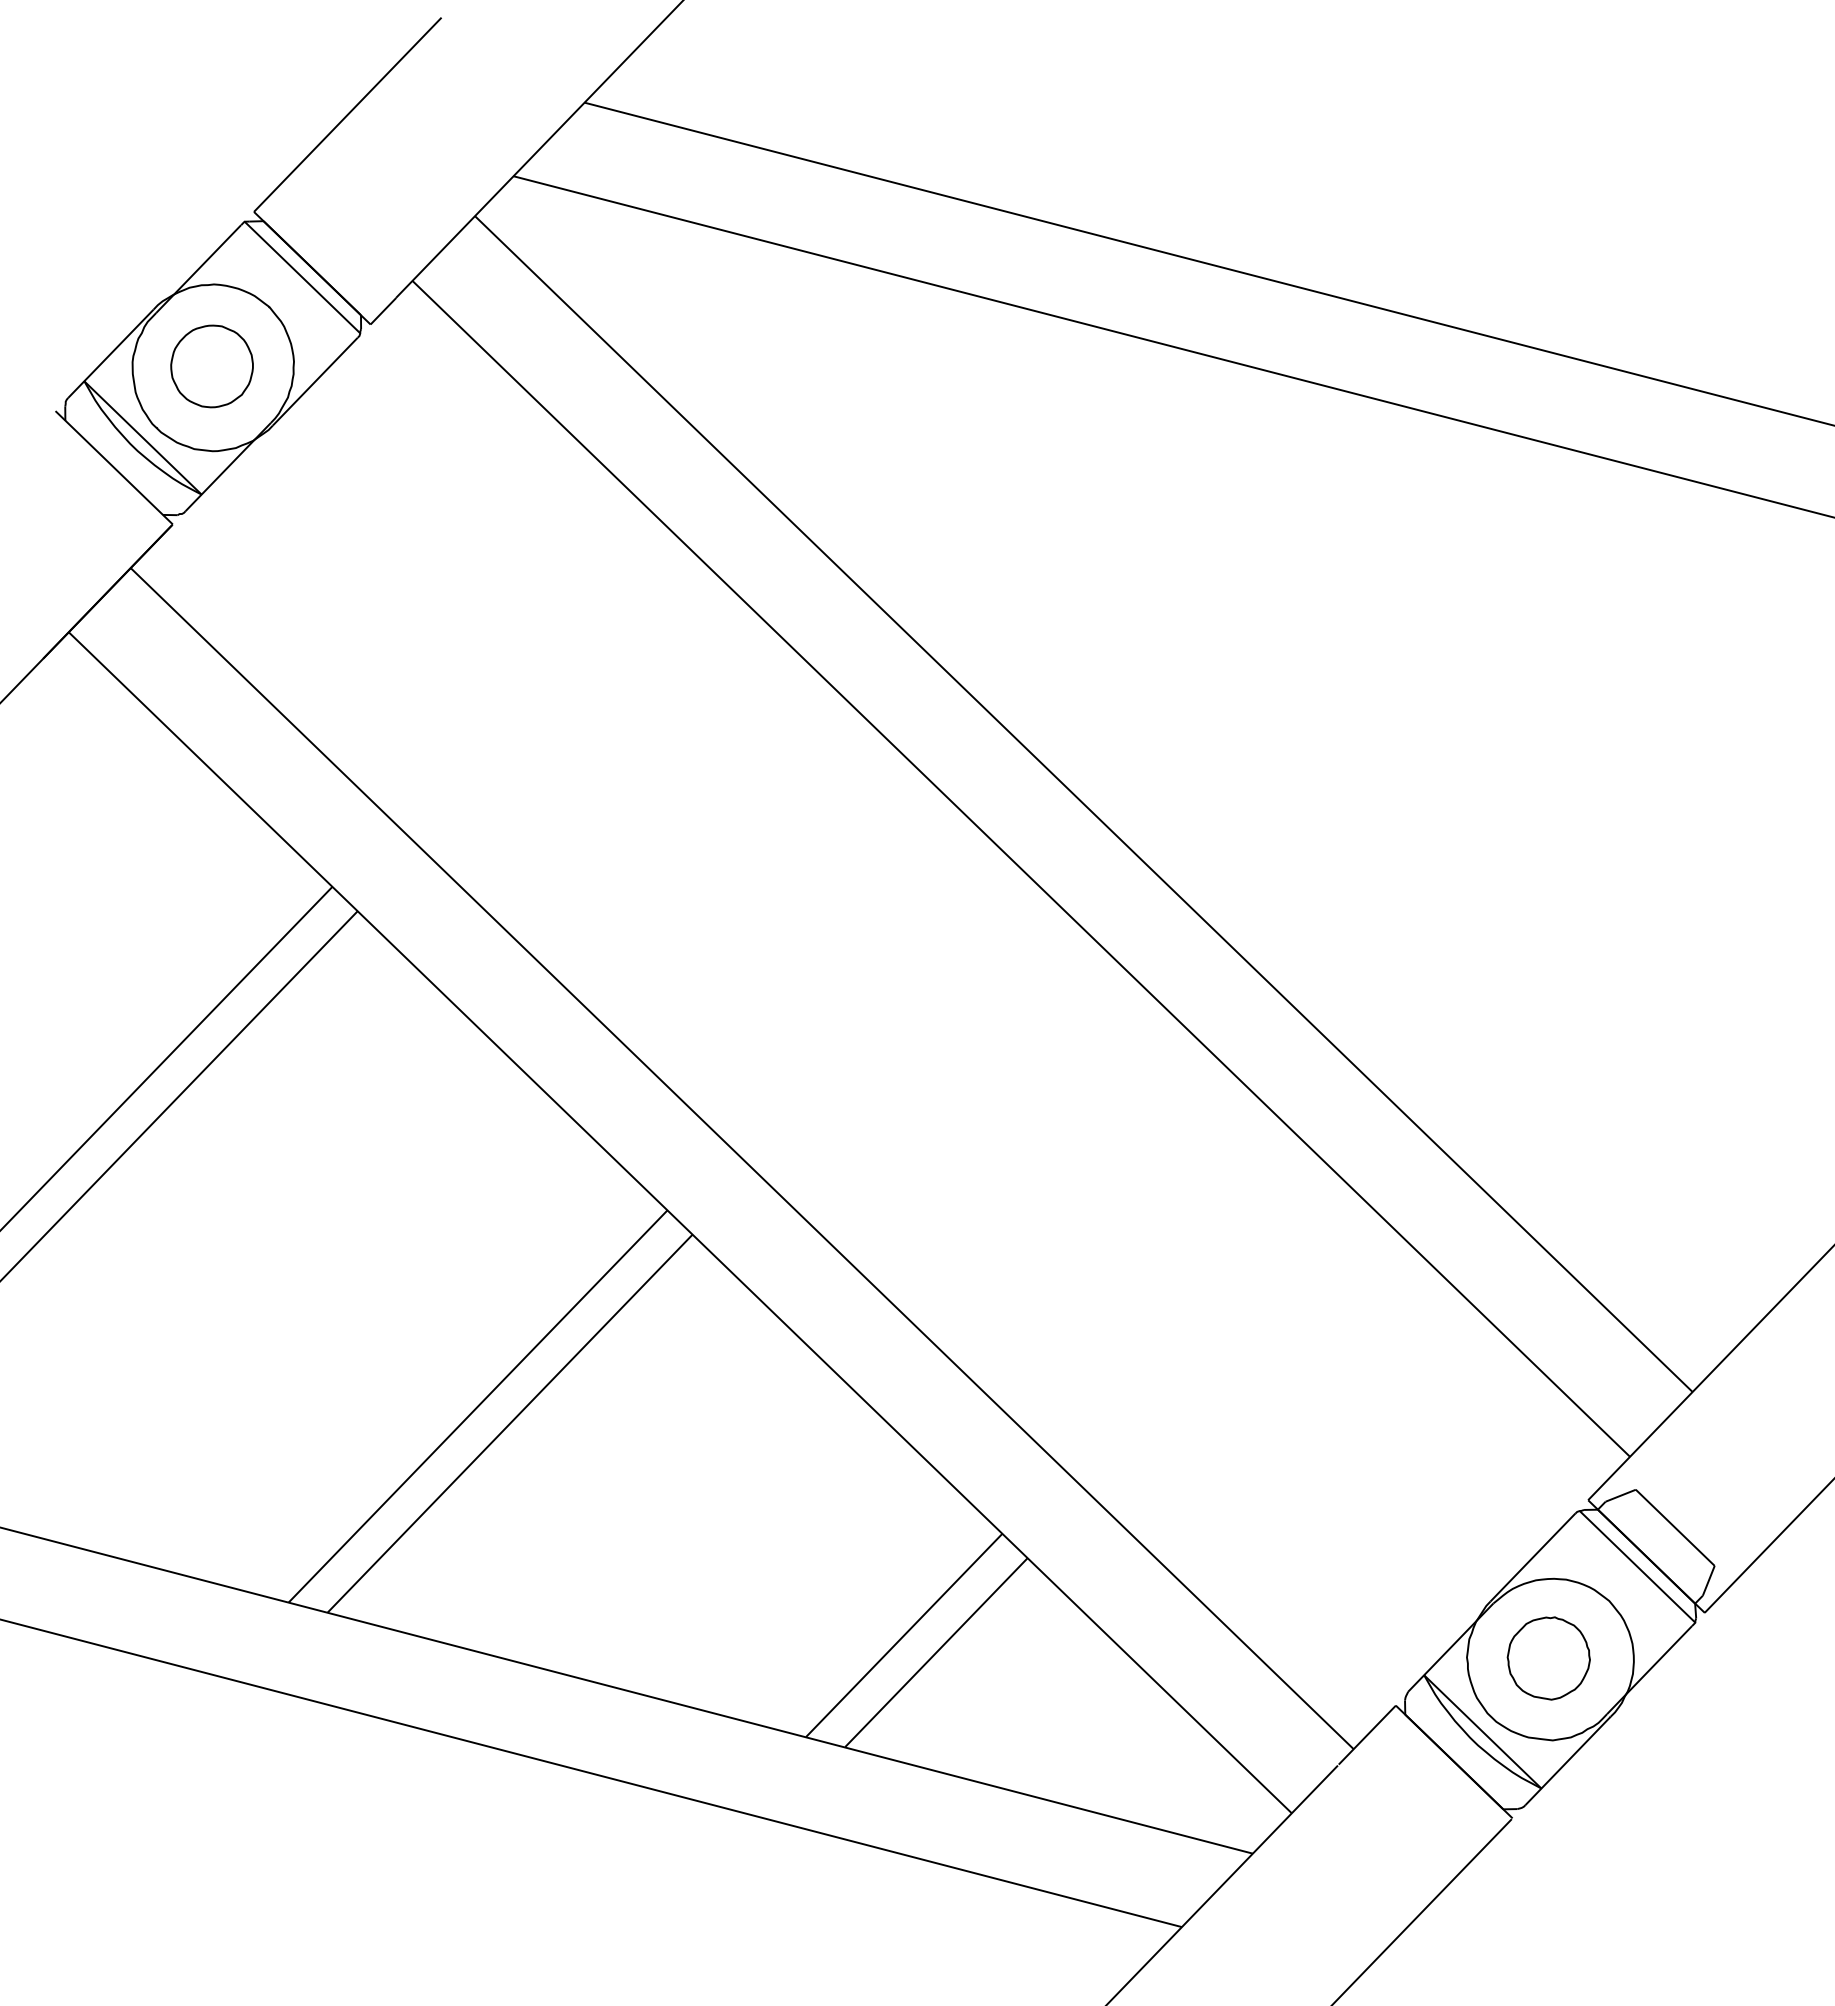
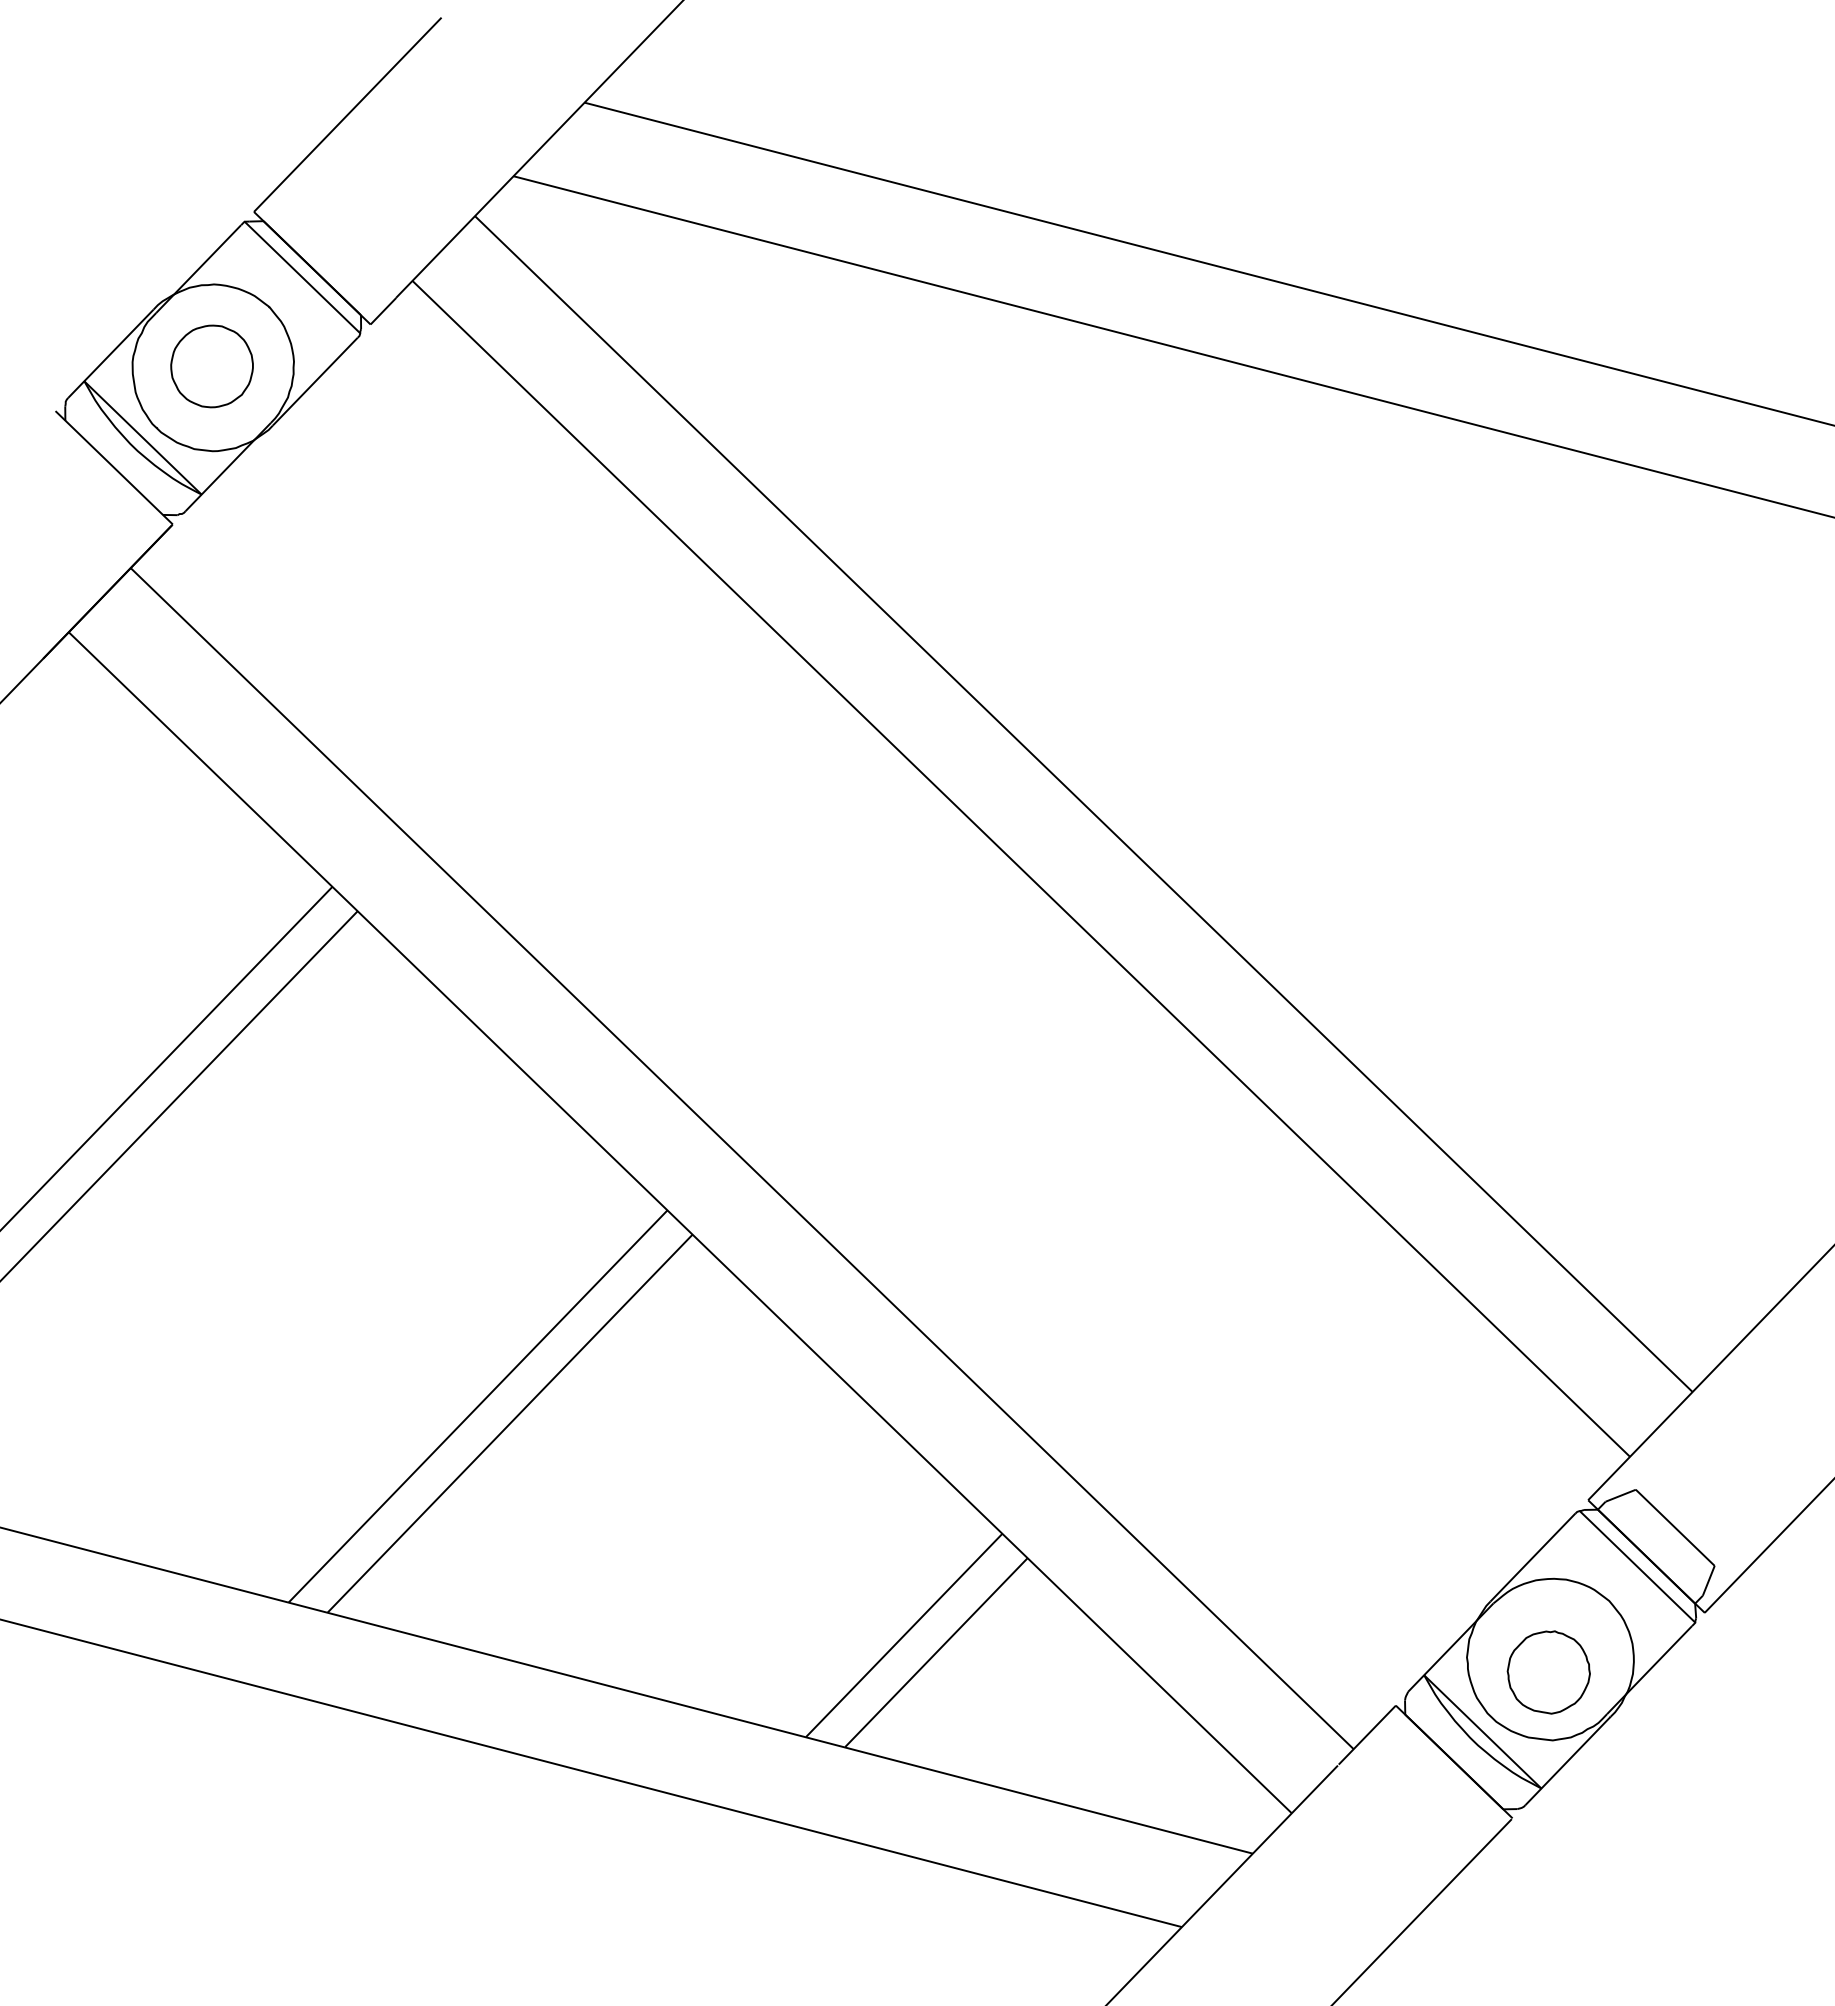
part position: (1548, 1658) -> (1548, 1672) (1548, 1672)
